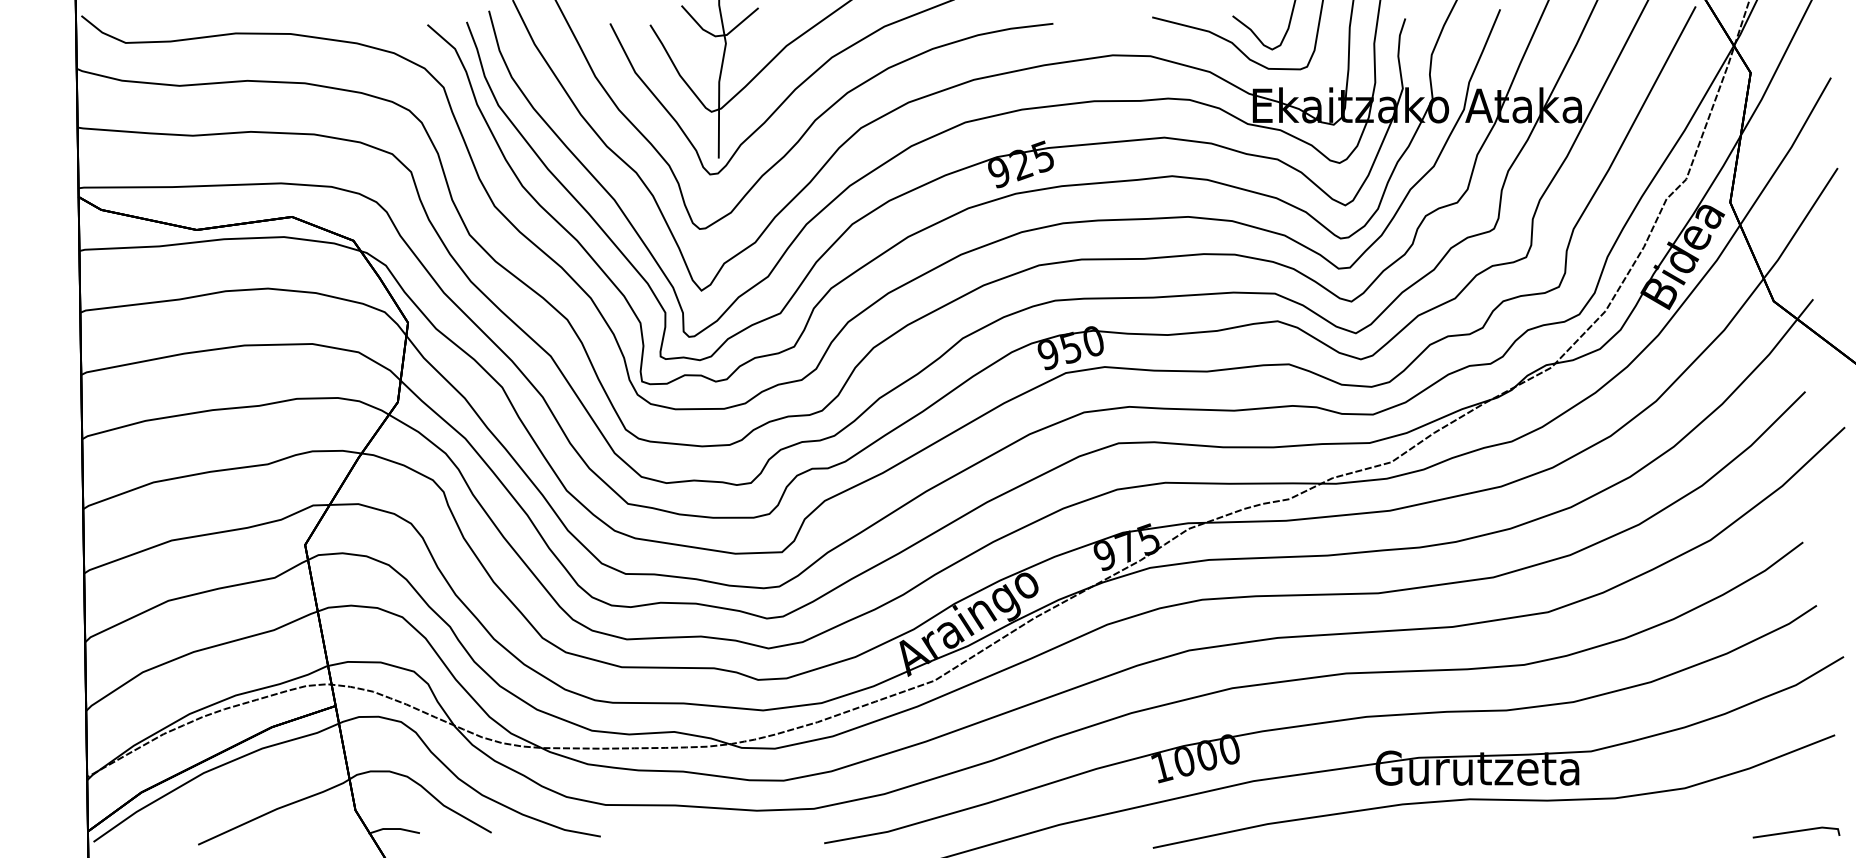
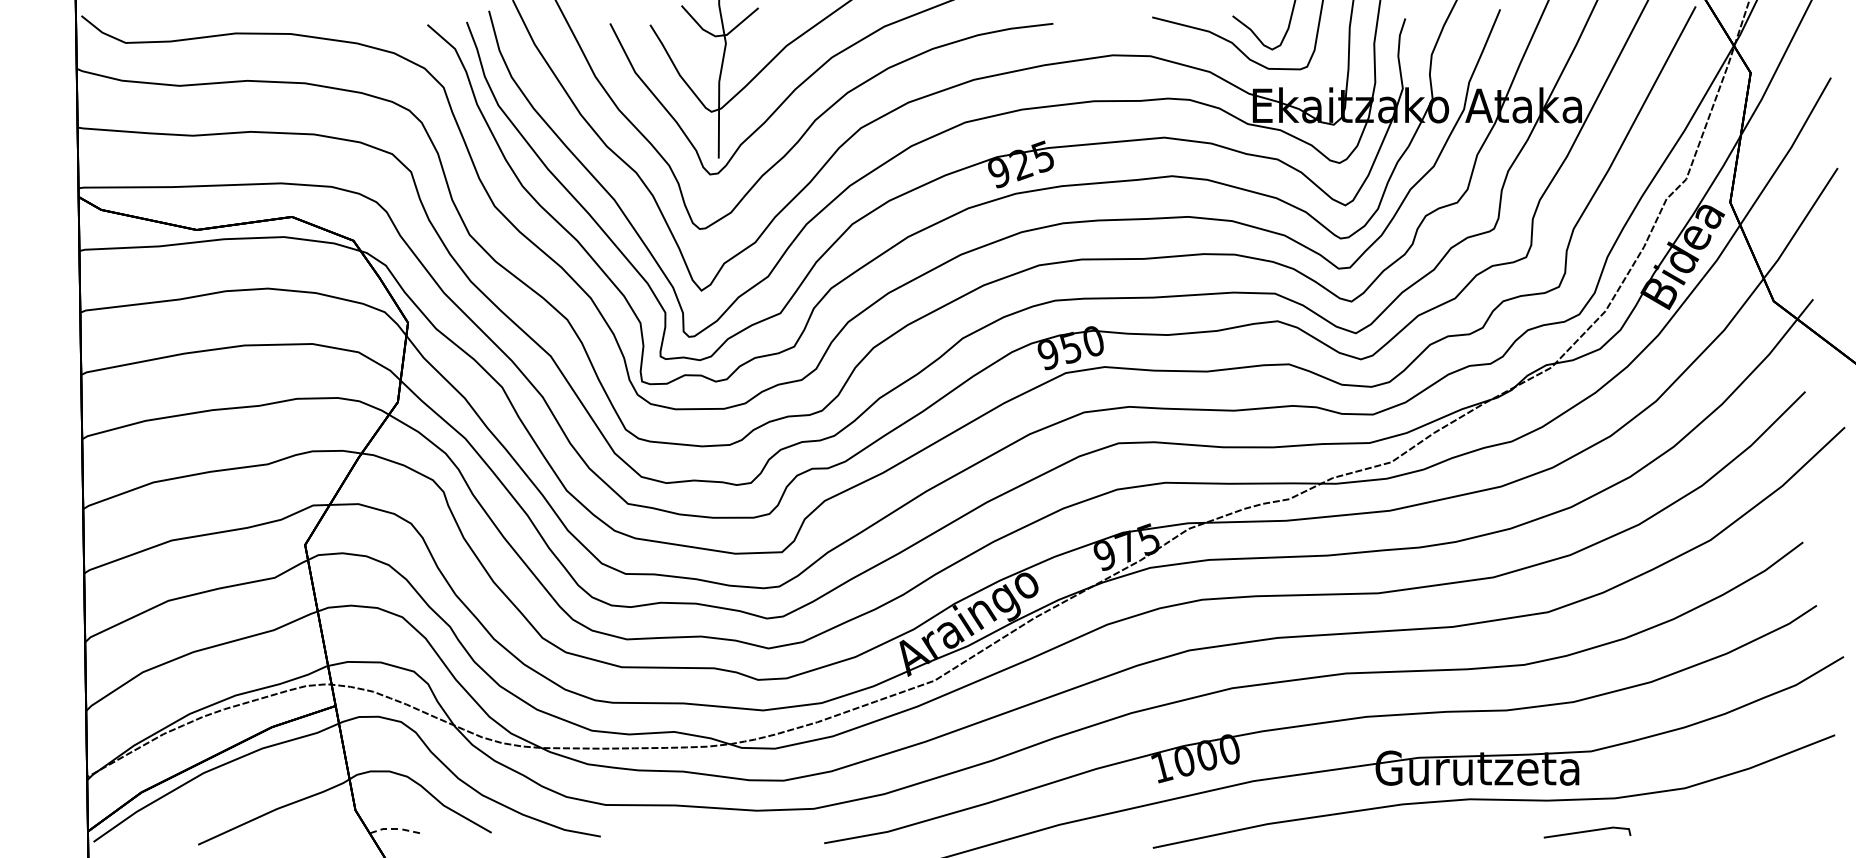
line: solid -> dashed (393, 829)
line position: (1796, 832) -> (1587, 832) (1587, 832)
